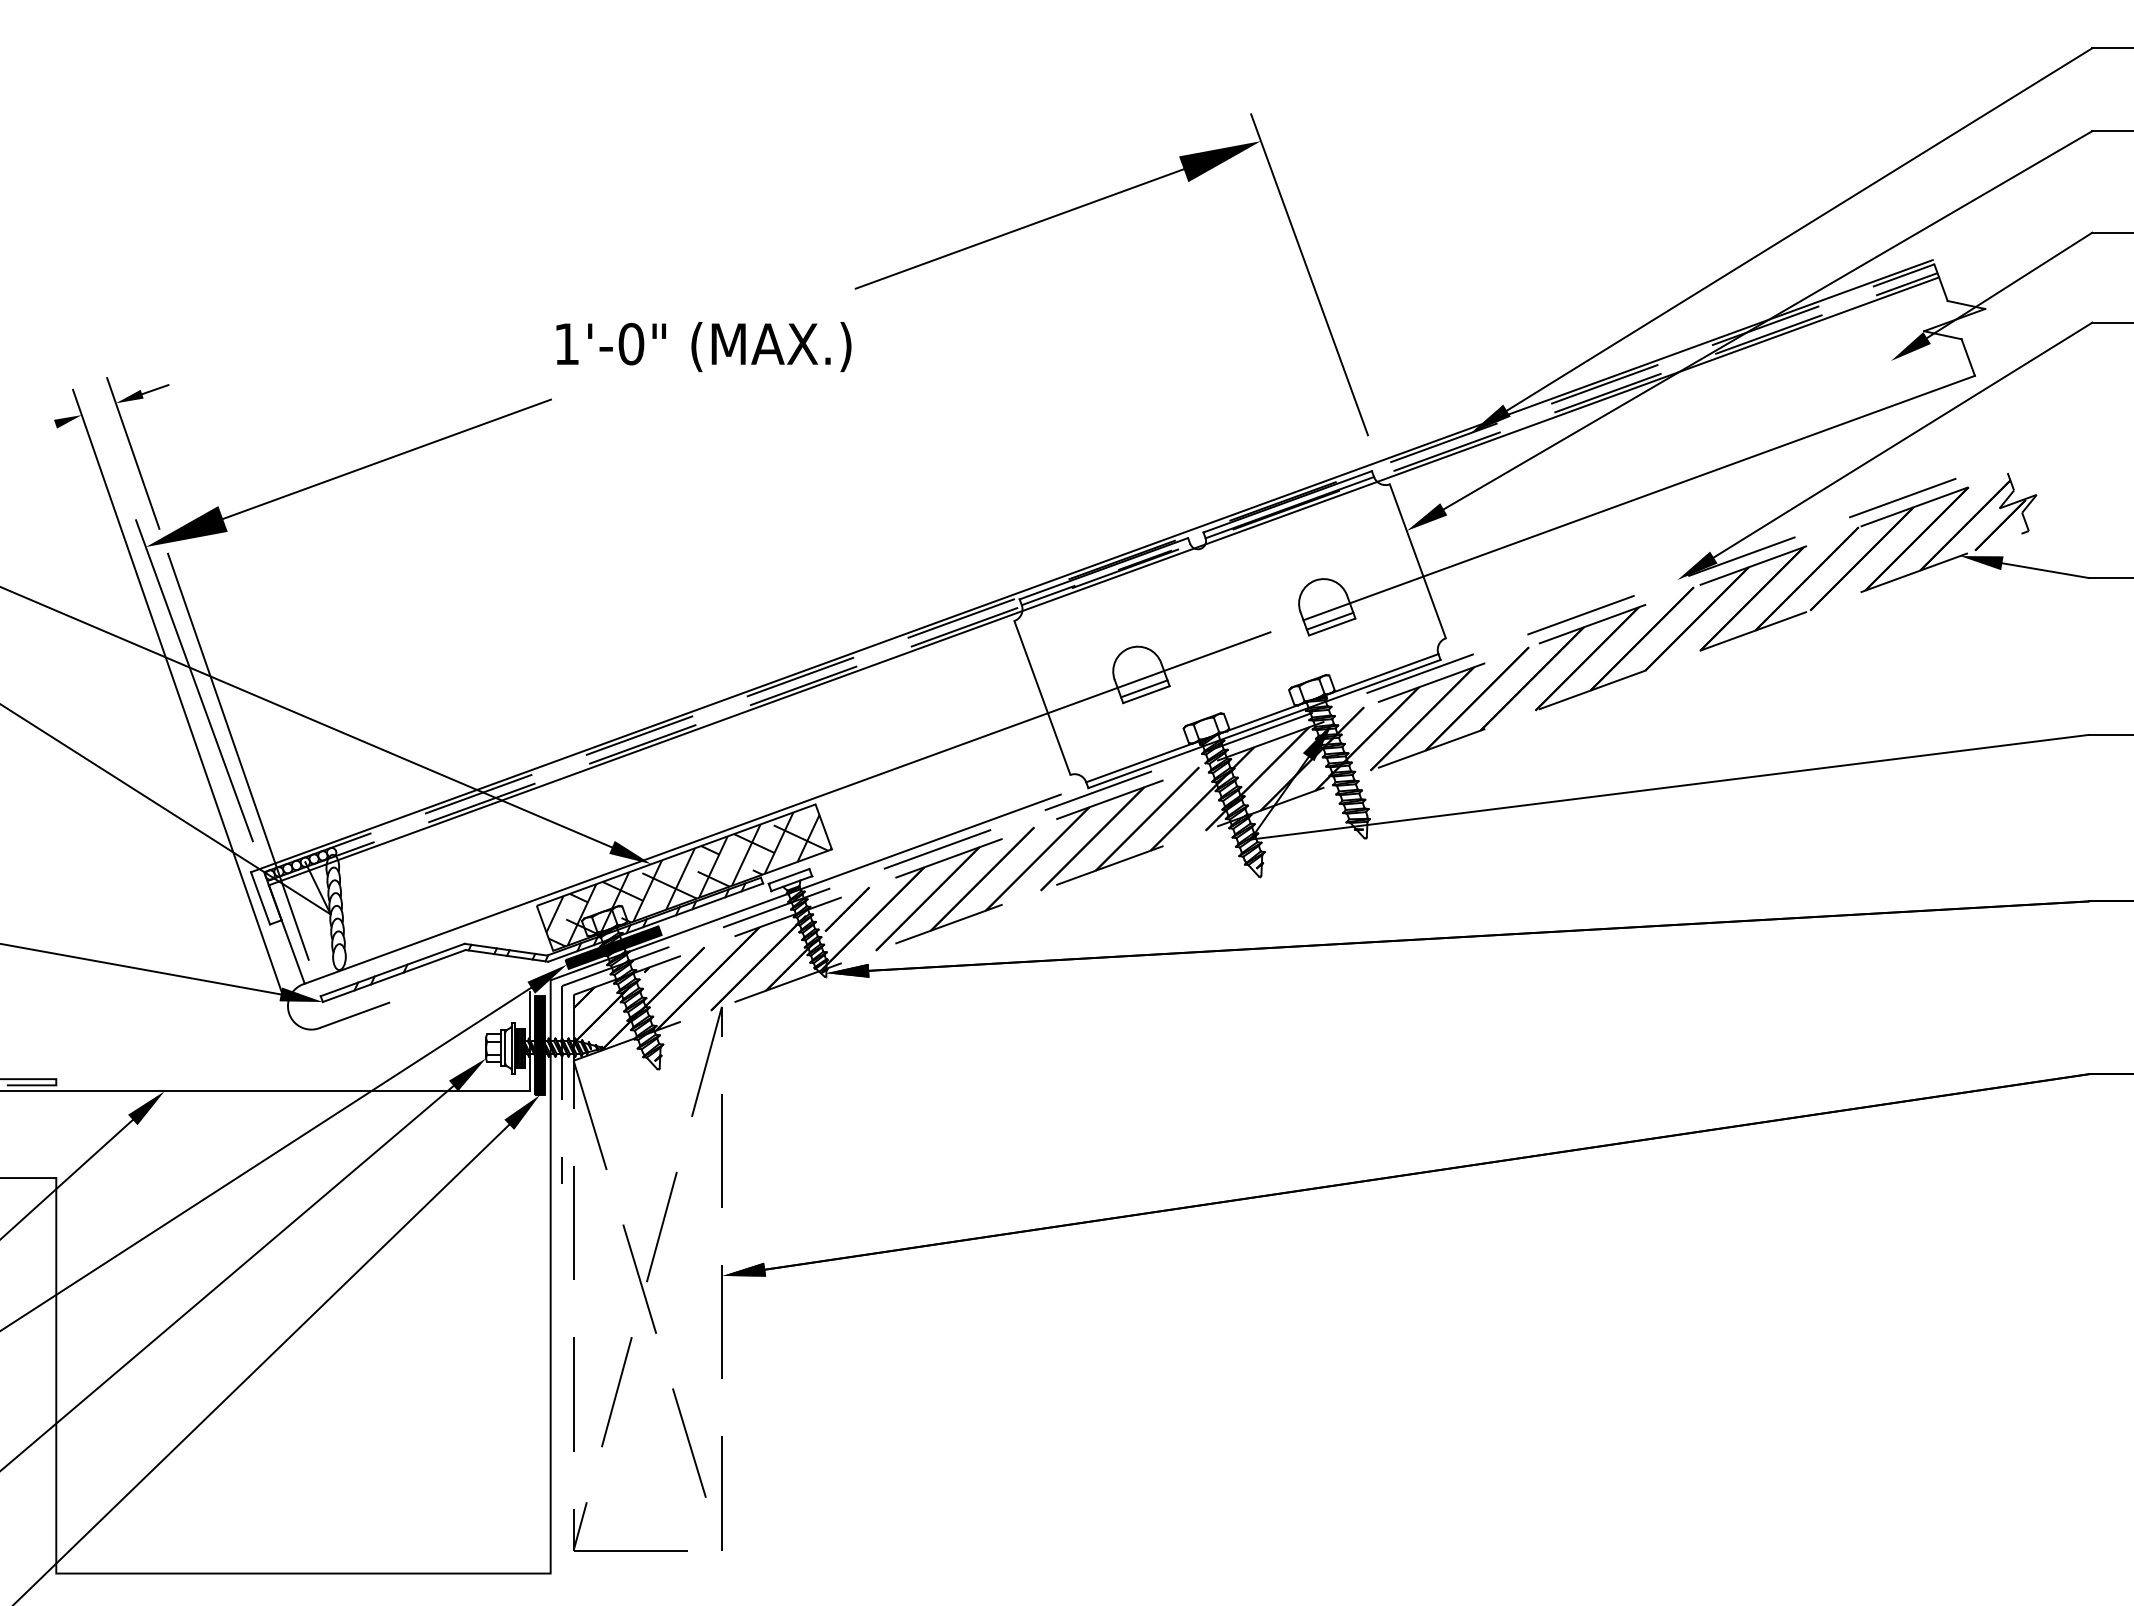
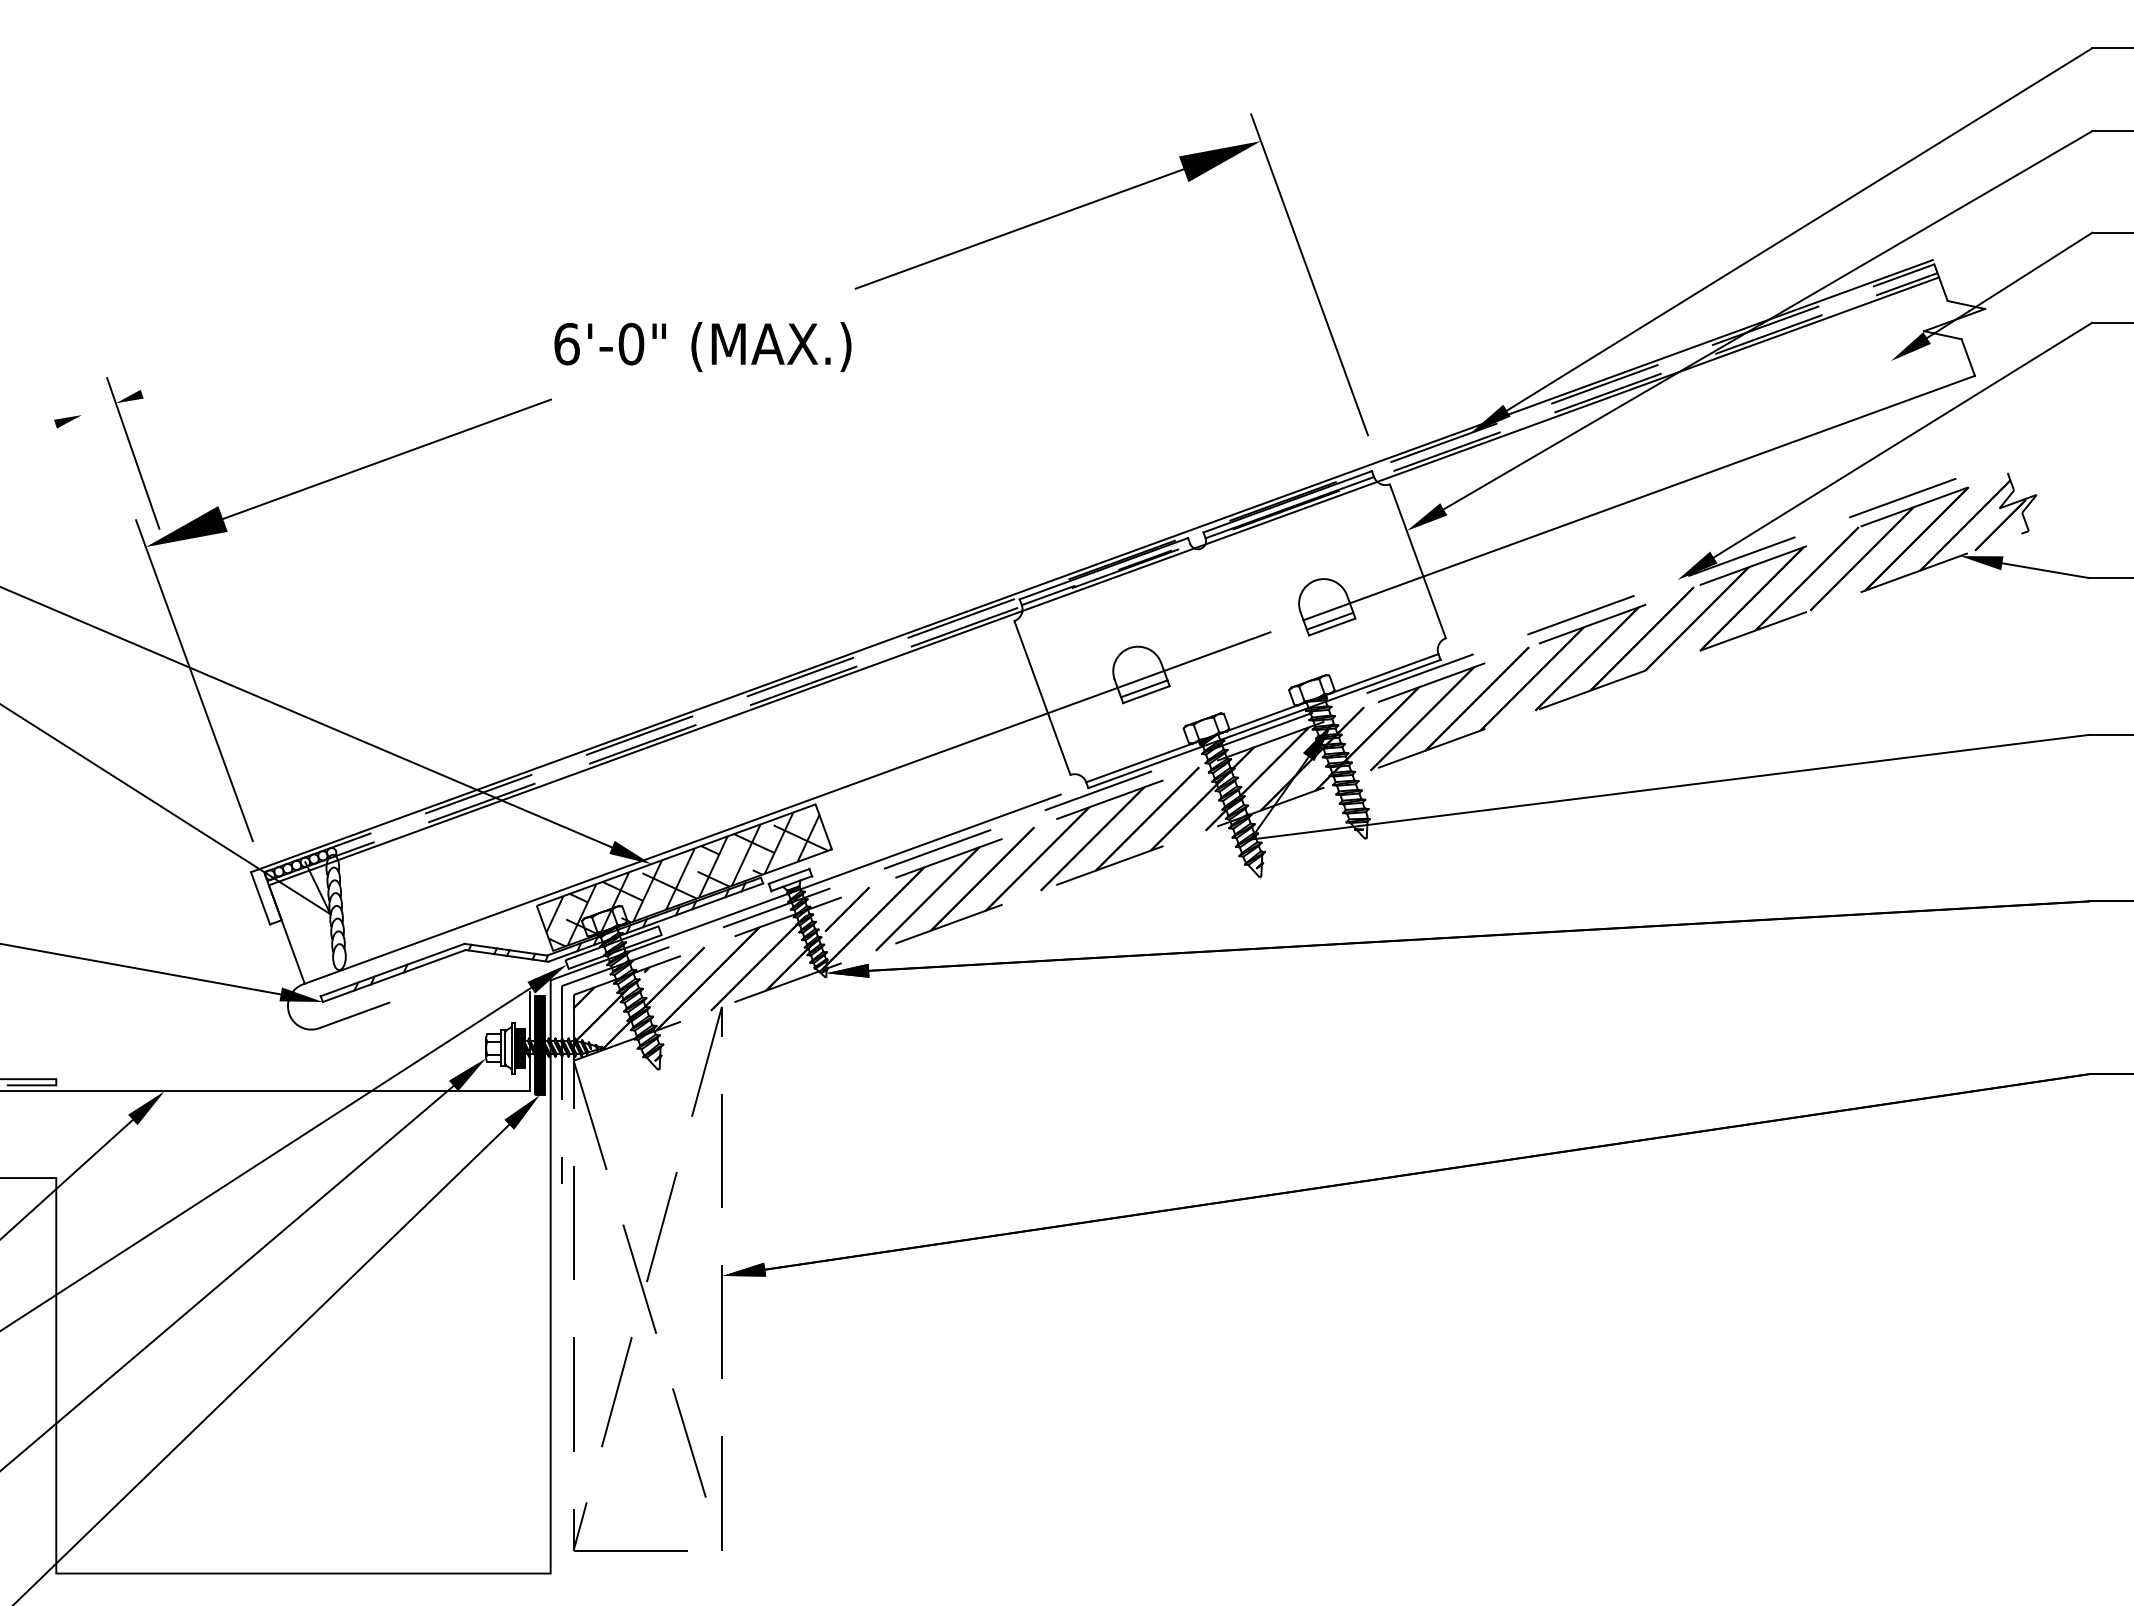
text: 1'-0" -> 6'-0" (566, 343)
line: present -> none (155, 389)
line: present -> none (177, 690)
line: present -> none (238, 756)
fill: present -> none (613, 947)
